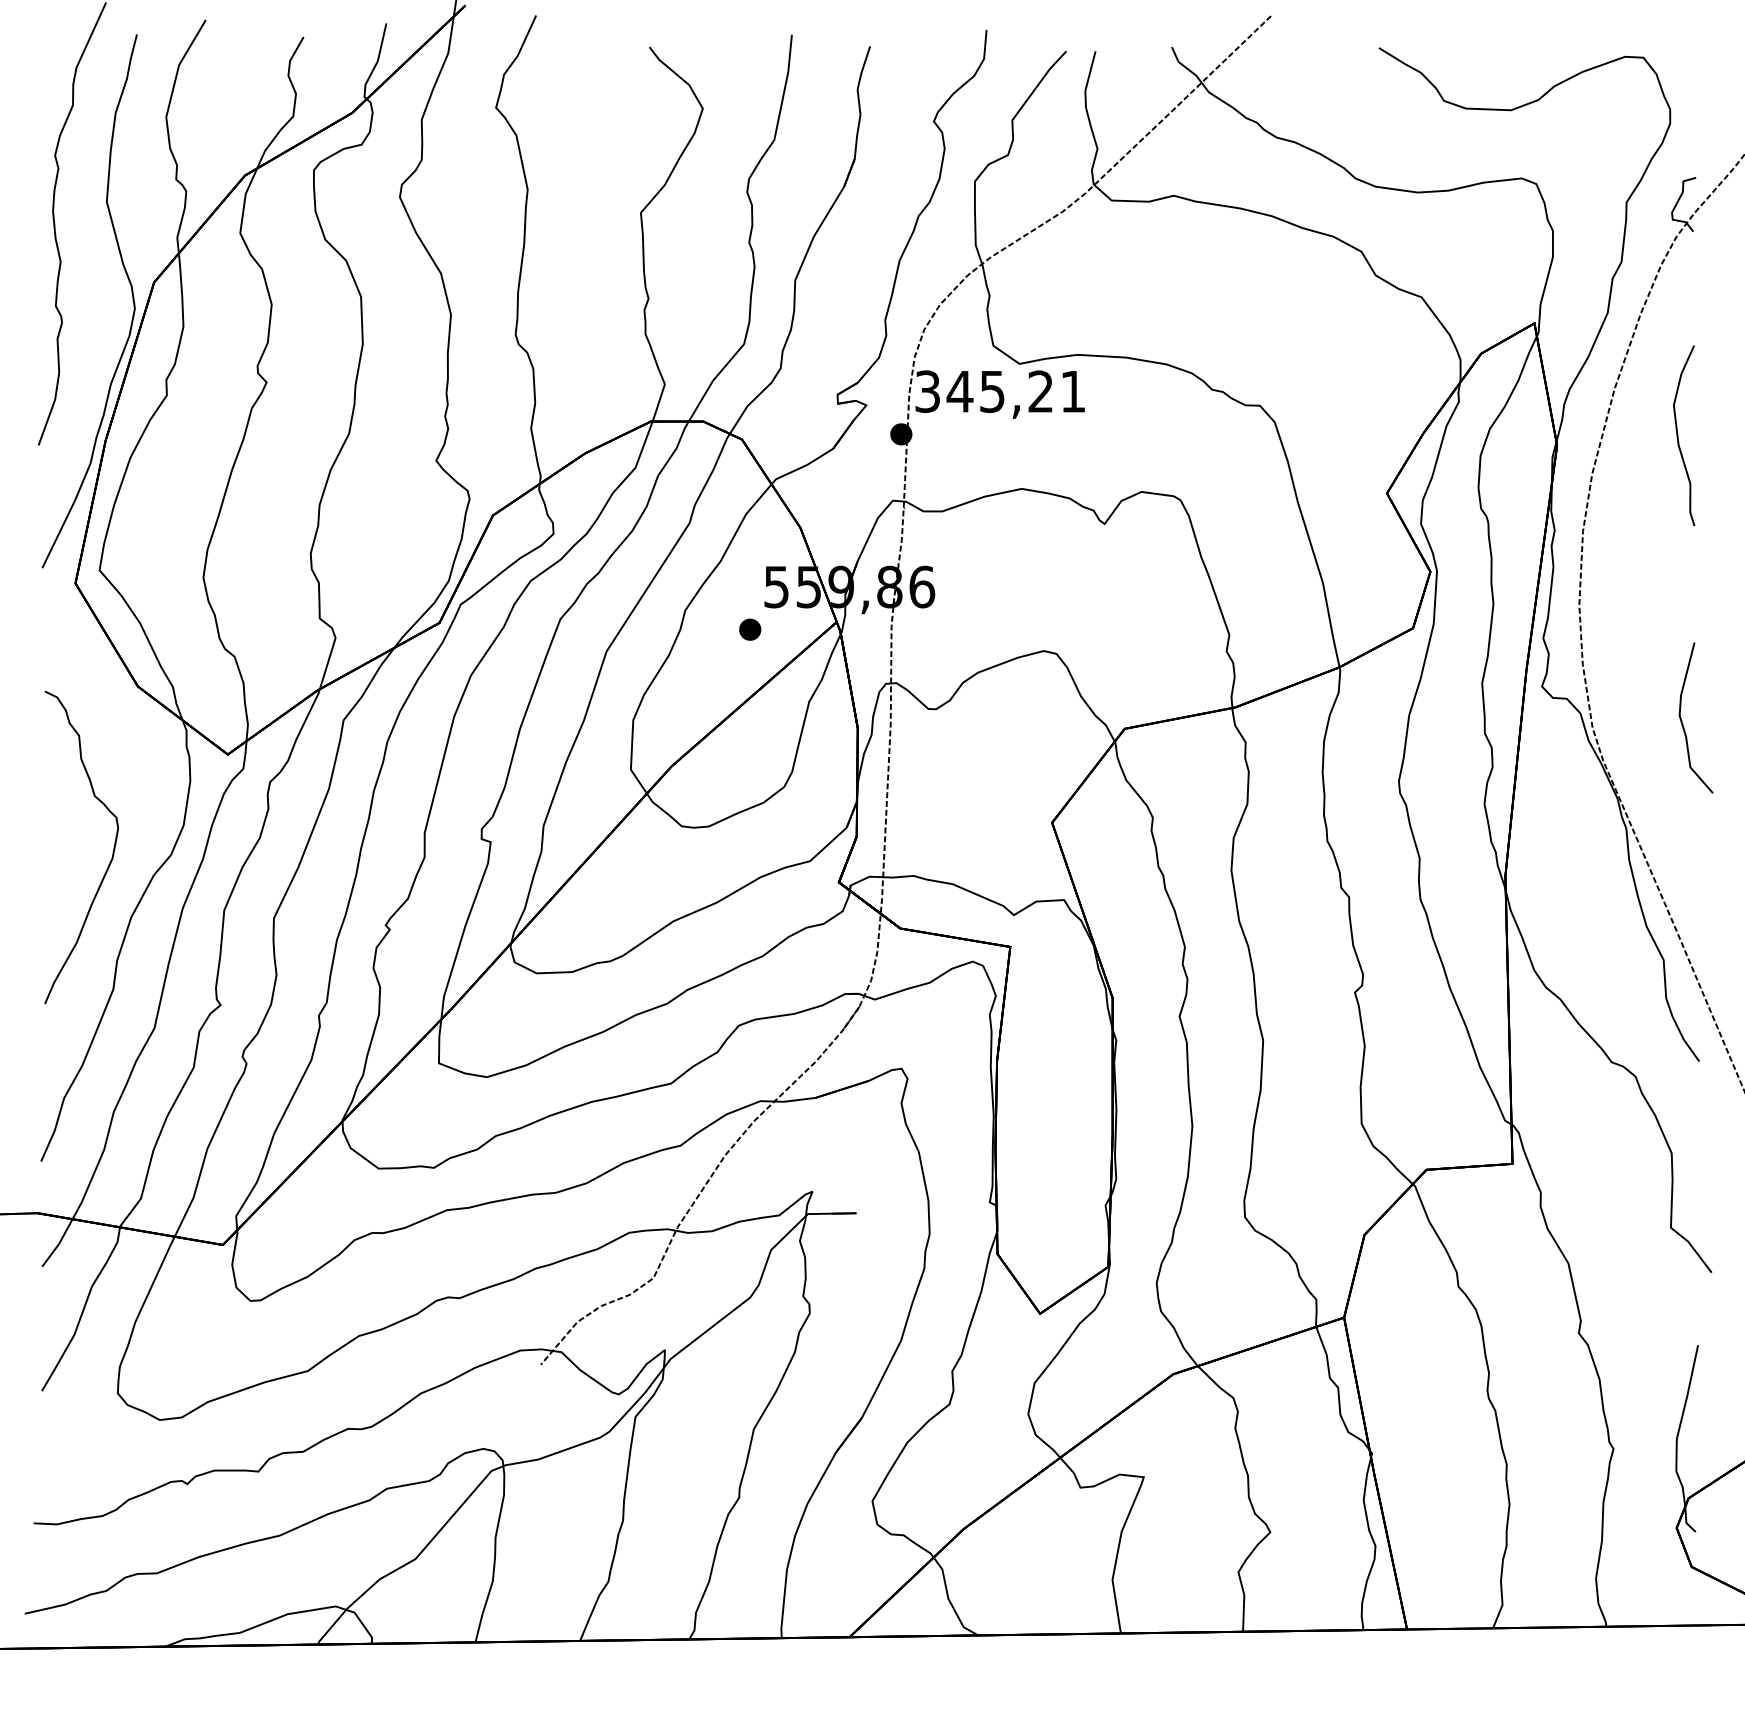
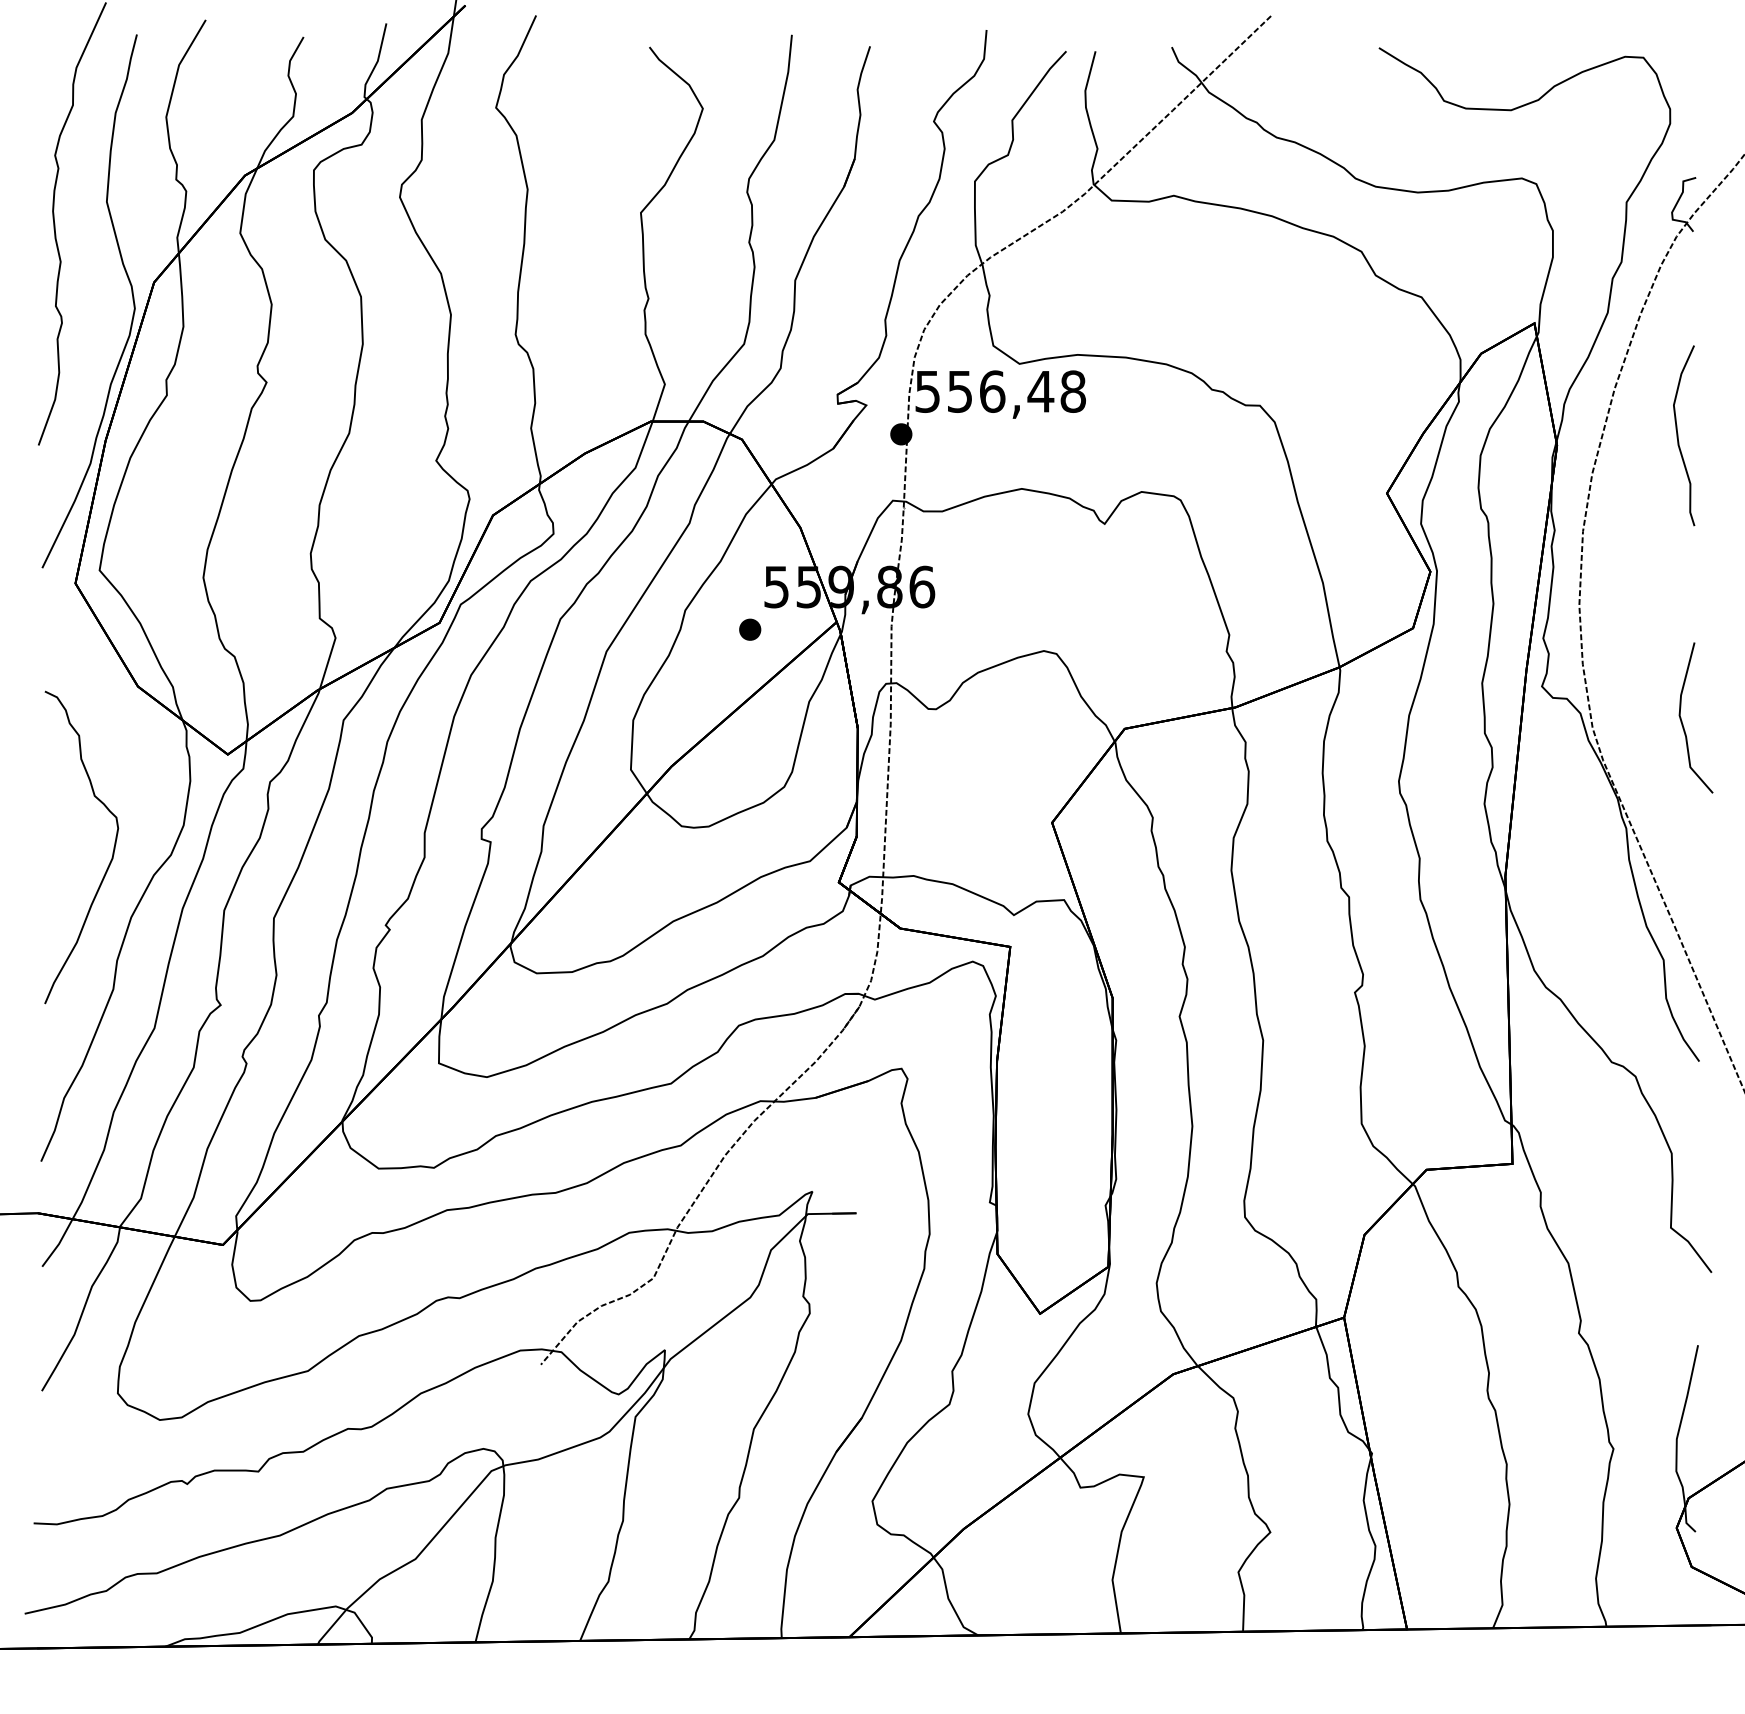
text: 345,21 -> 556,48 (1000, 391)
